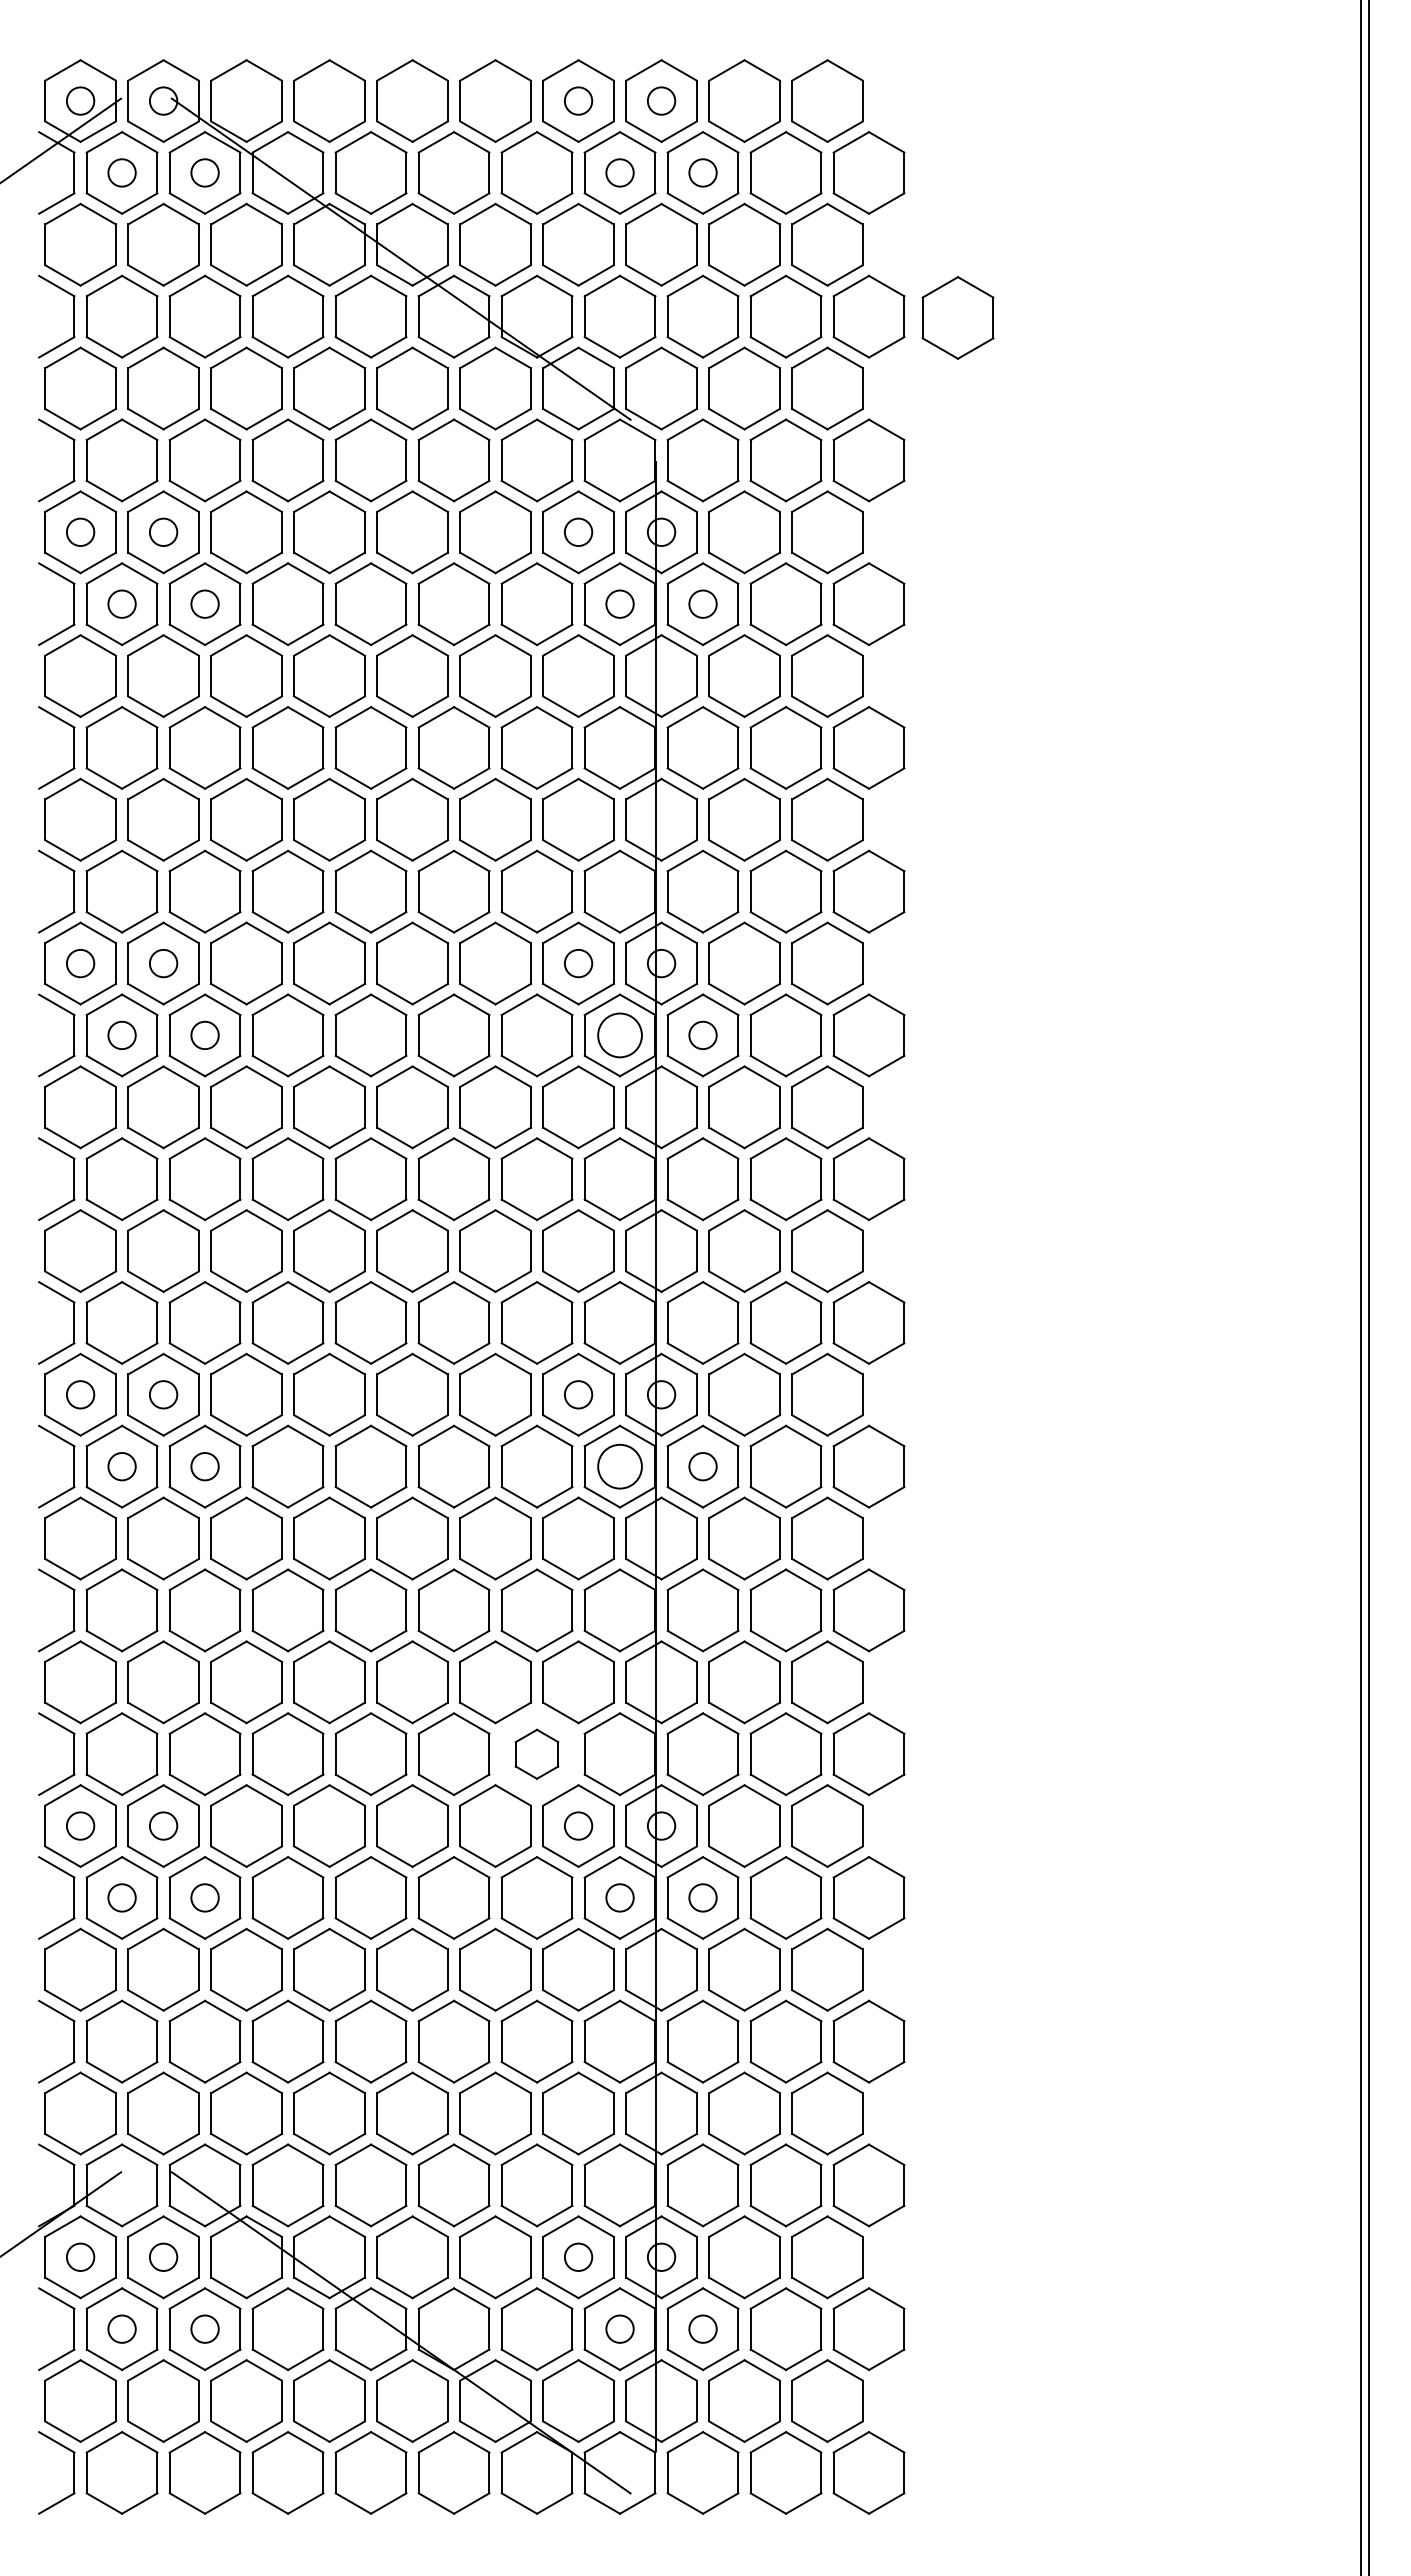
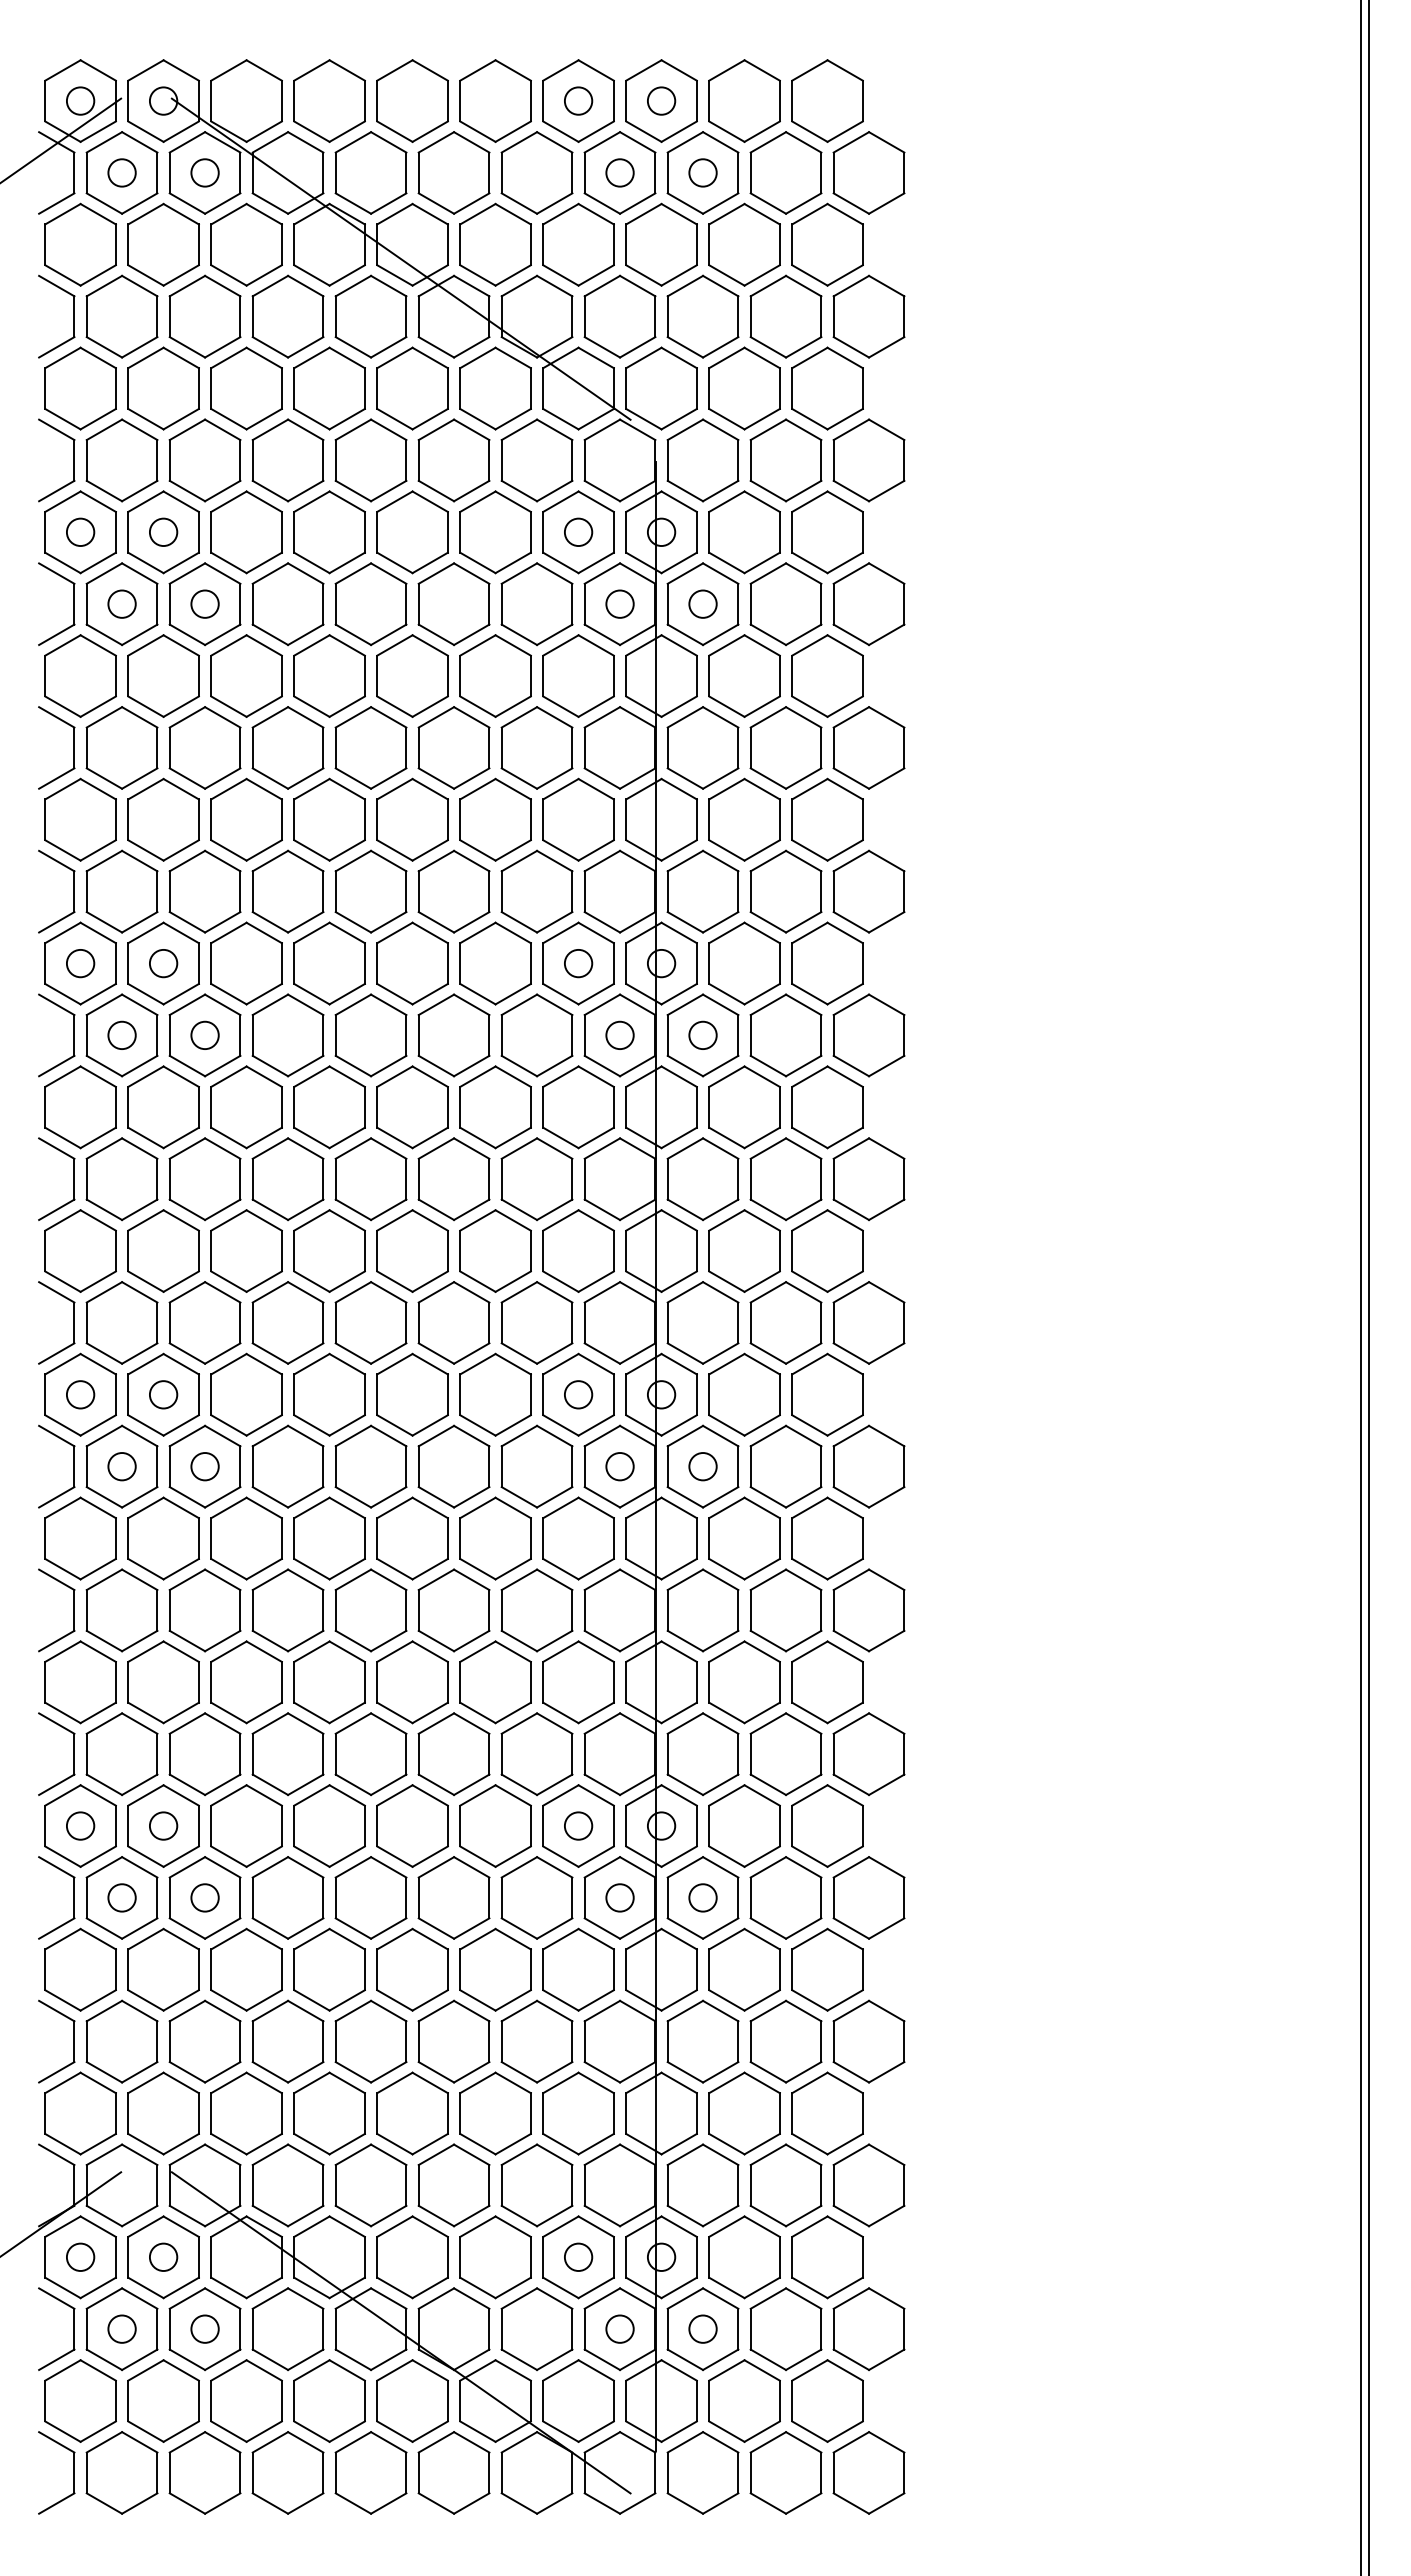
part: present -> none (957, 317)
circle diameter: 44 px -> 27 px (619, 1035)
circle diameter: 44 px -> 27 px (619, 1466)
part size: 46x52 px -> 74x85 px (536, 1754)
